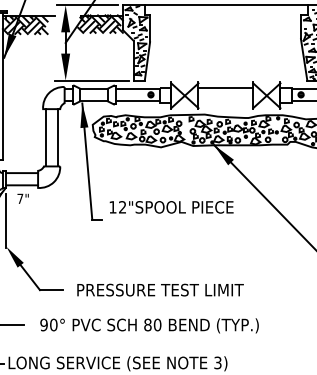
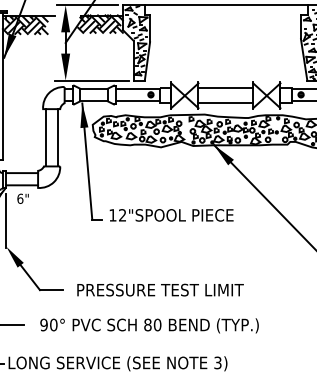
line: none -> present (225, 102)
text: 7" -> 6" (20, 198)
text position: (171, 207) -> (171, 215) (171, 215)
